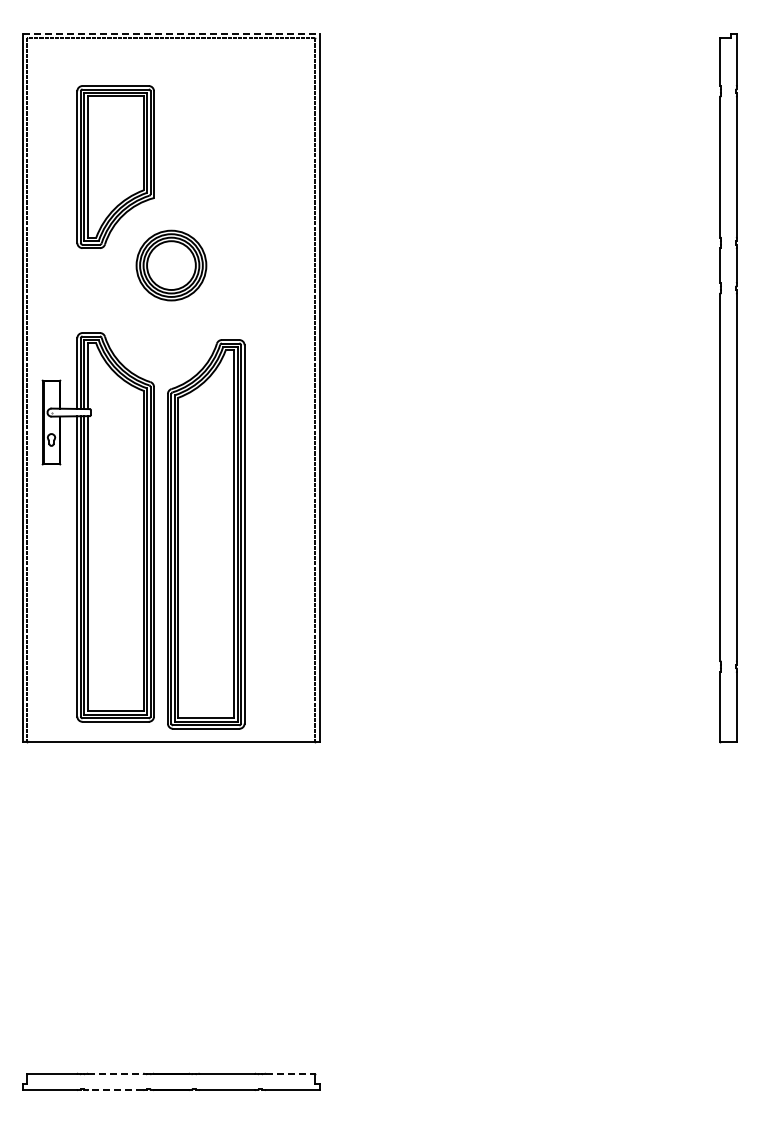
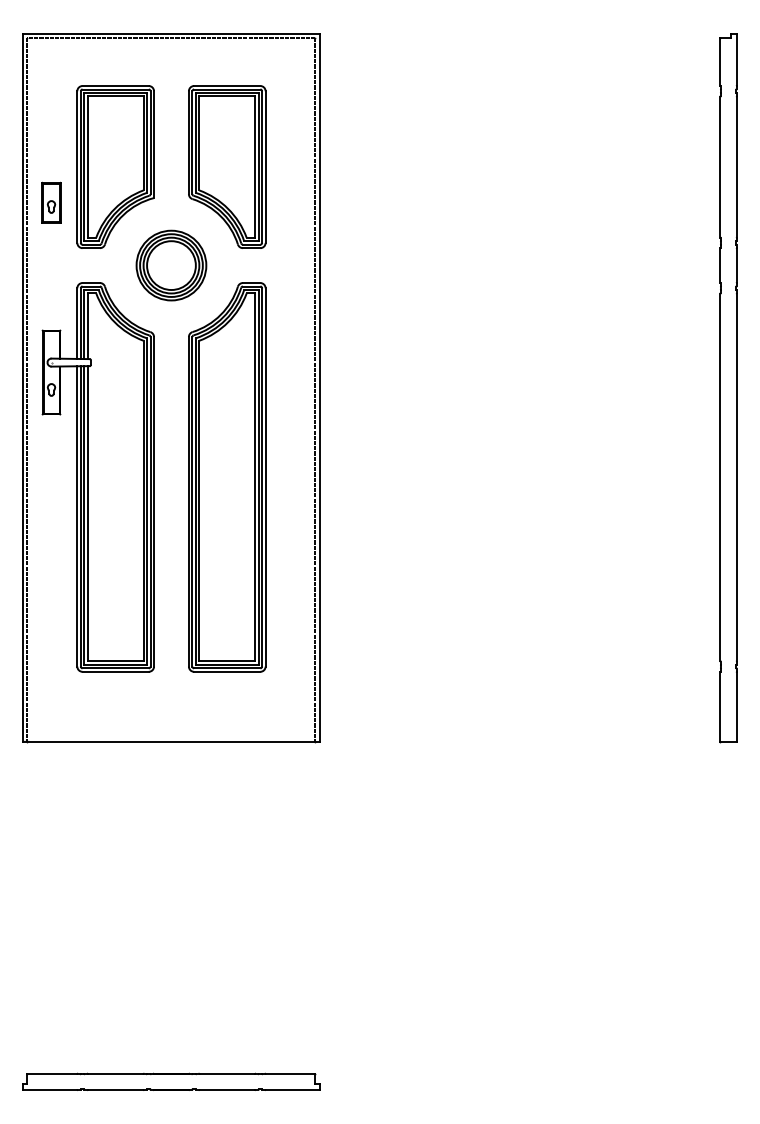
line: dashed -> solid (171, 33)
part: none -> present (227, 166)
part: none -> present (51, 202)
part position: (97, 527) -> (97, 477) (97, 477)
part position: (206, 534) -> (227, 477) (227, 477)
line: dashed -> solid (115, 1073)
line: dashed -> solid (290, 1073)
line: dashed -> solid (115, 1090)
